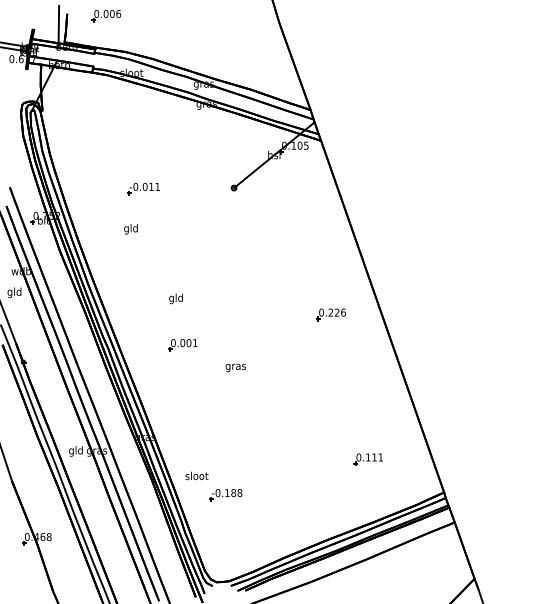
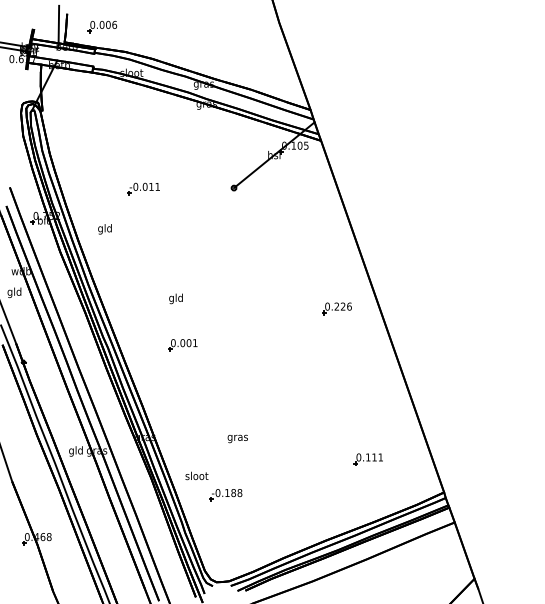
part position: (106, 15) -> (102, 26) (102, 26)
text position: (130, 229) -> (104, 229) (104, 229)
part position: (330, 314) -> (336, 308) (336, 308)
text position: (235, 367) -> (237, 438) (237, 438)
